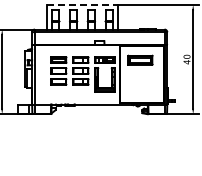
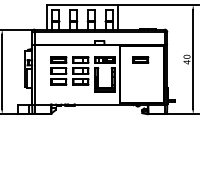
line: dashed -> solid (83, 4)
part size: 27x12 px -> 18x8 px (140, 59)
